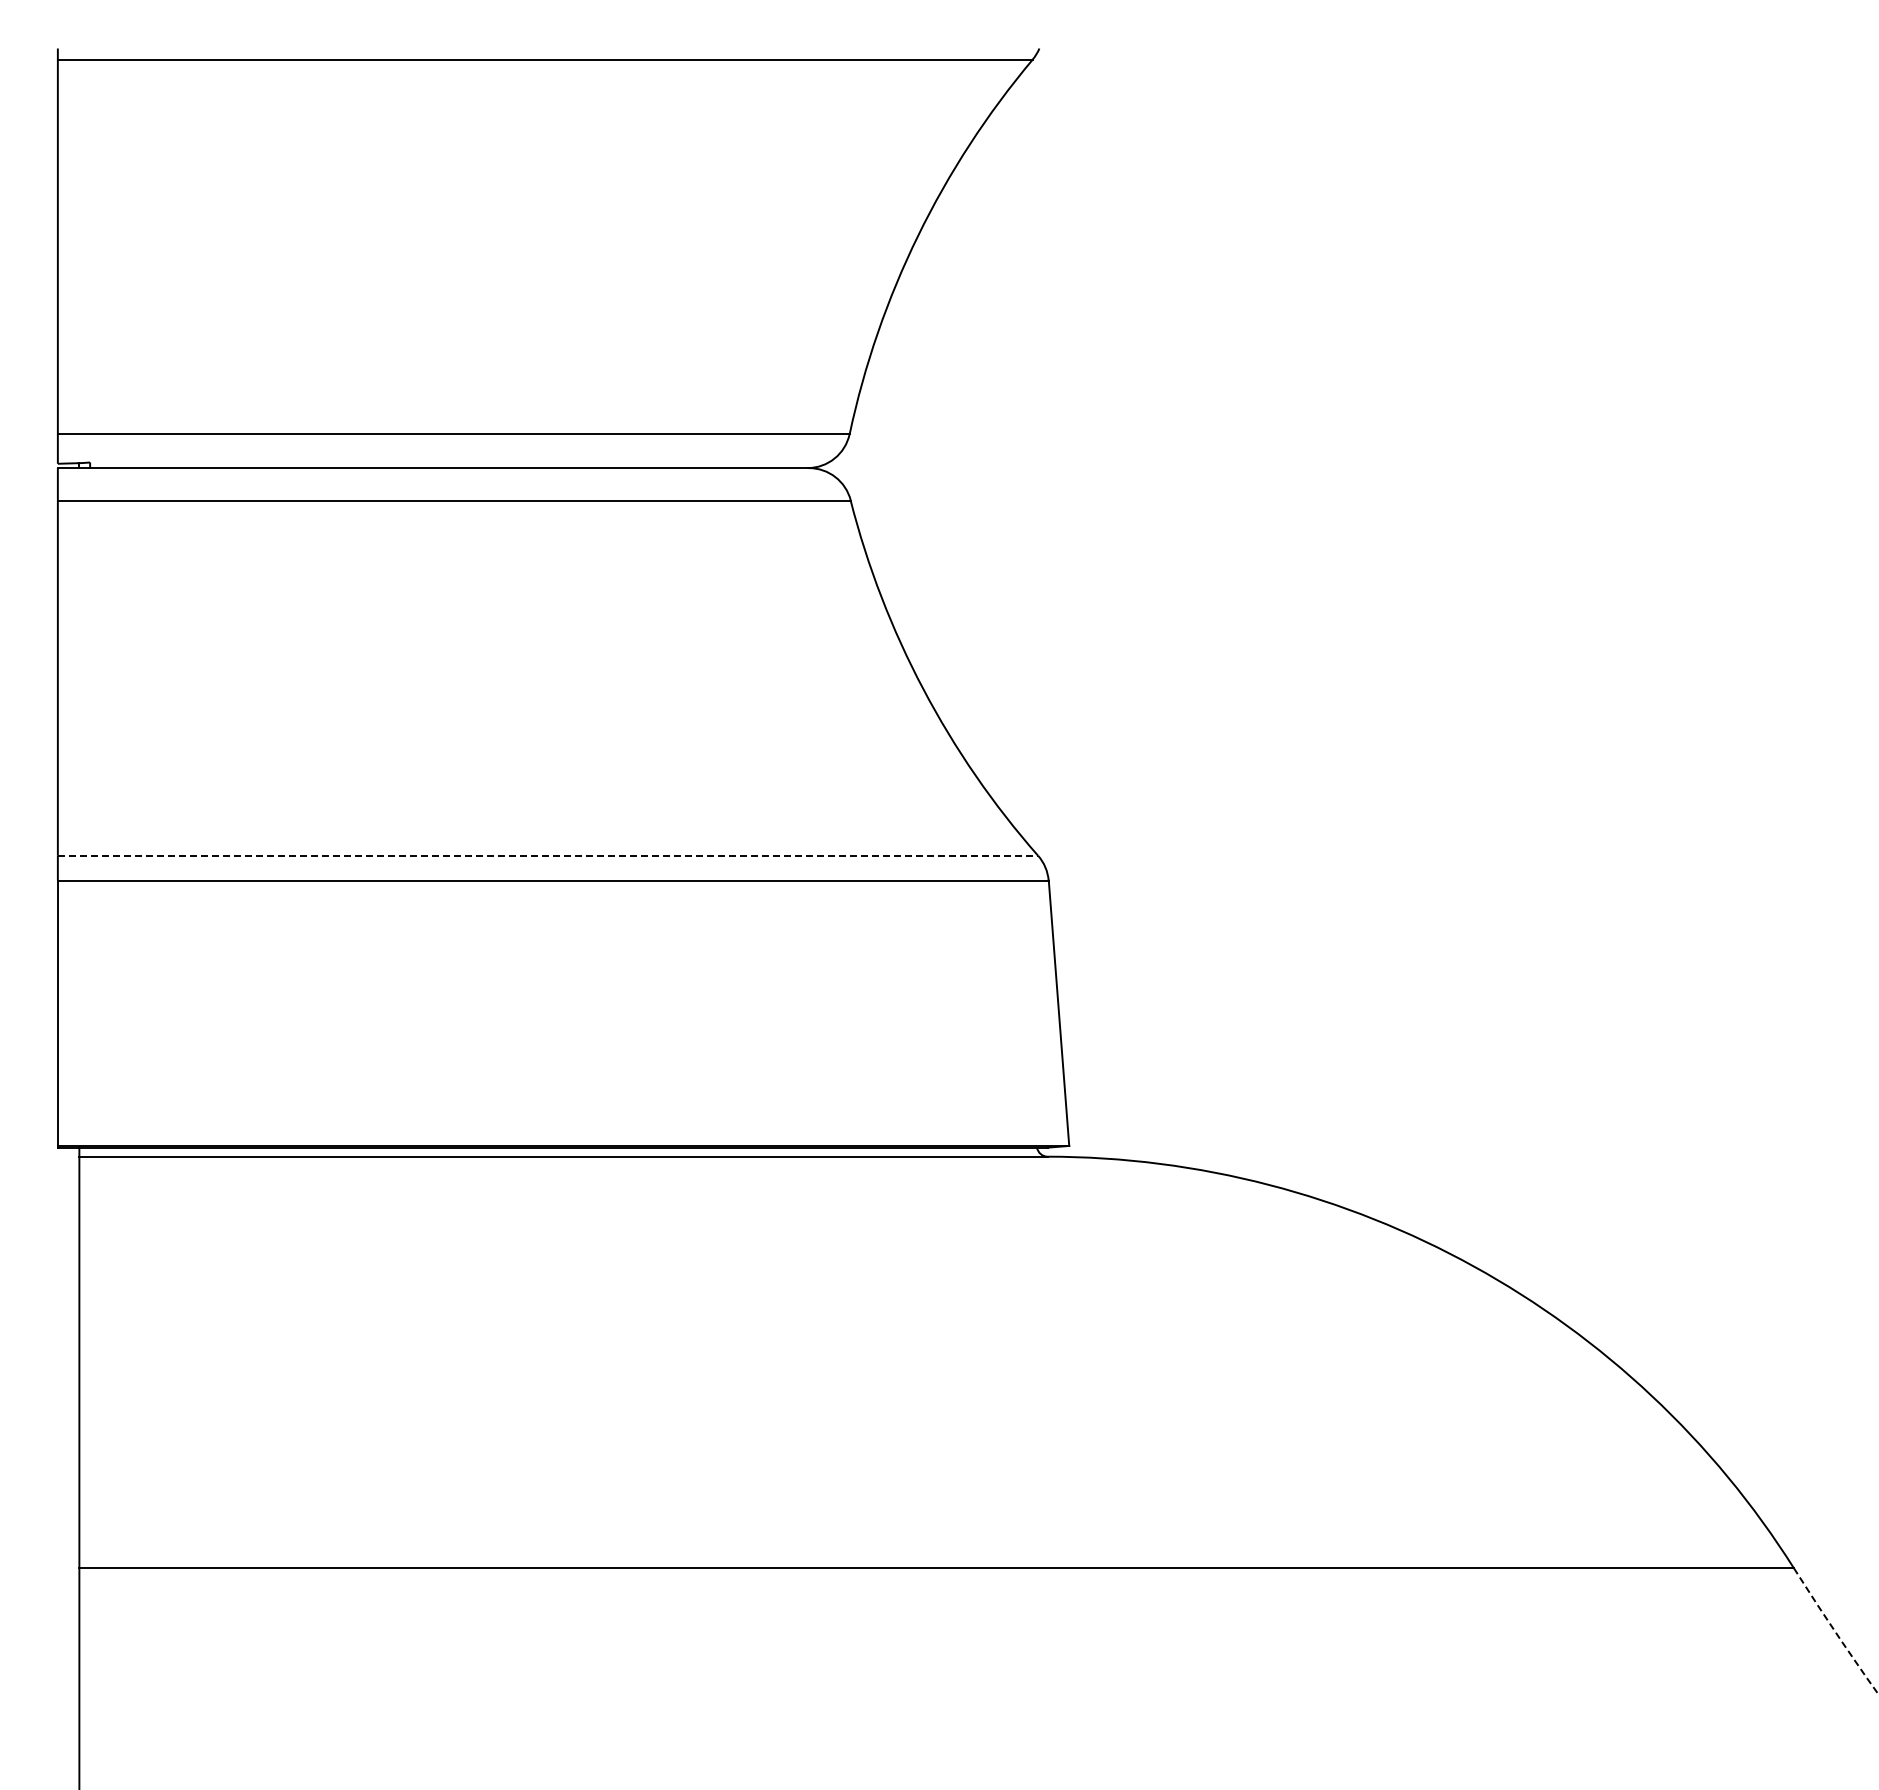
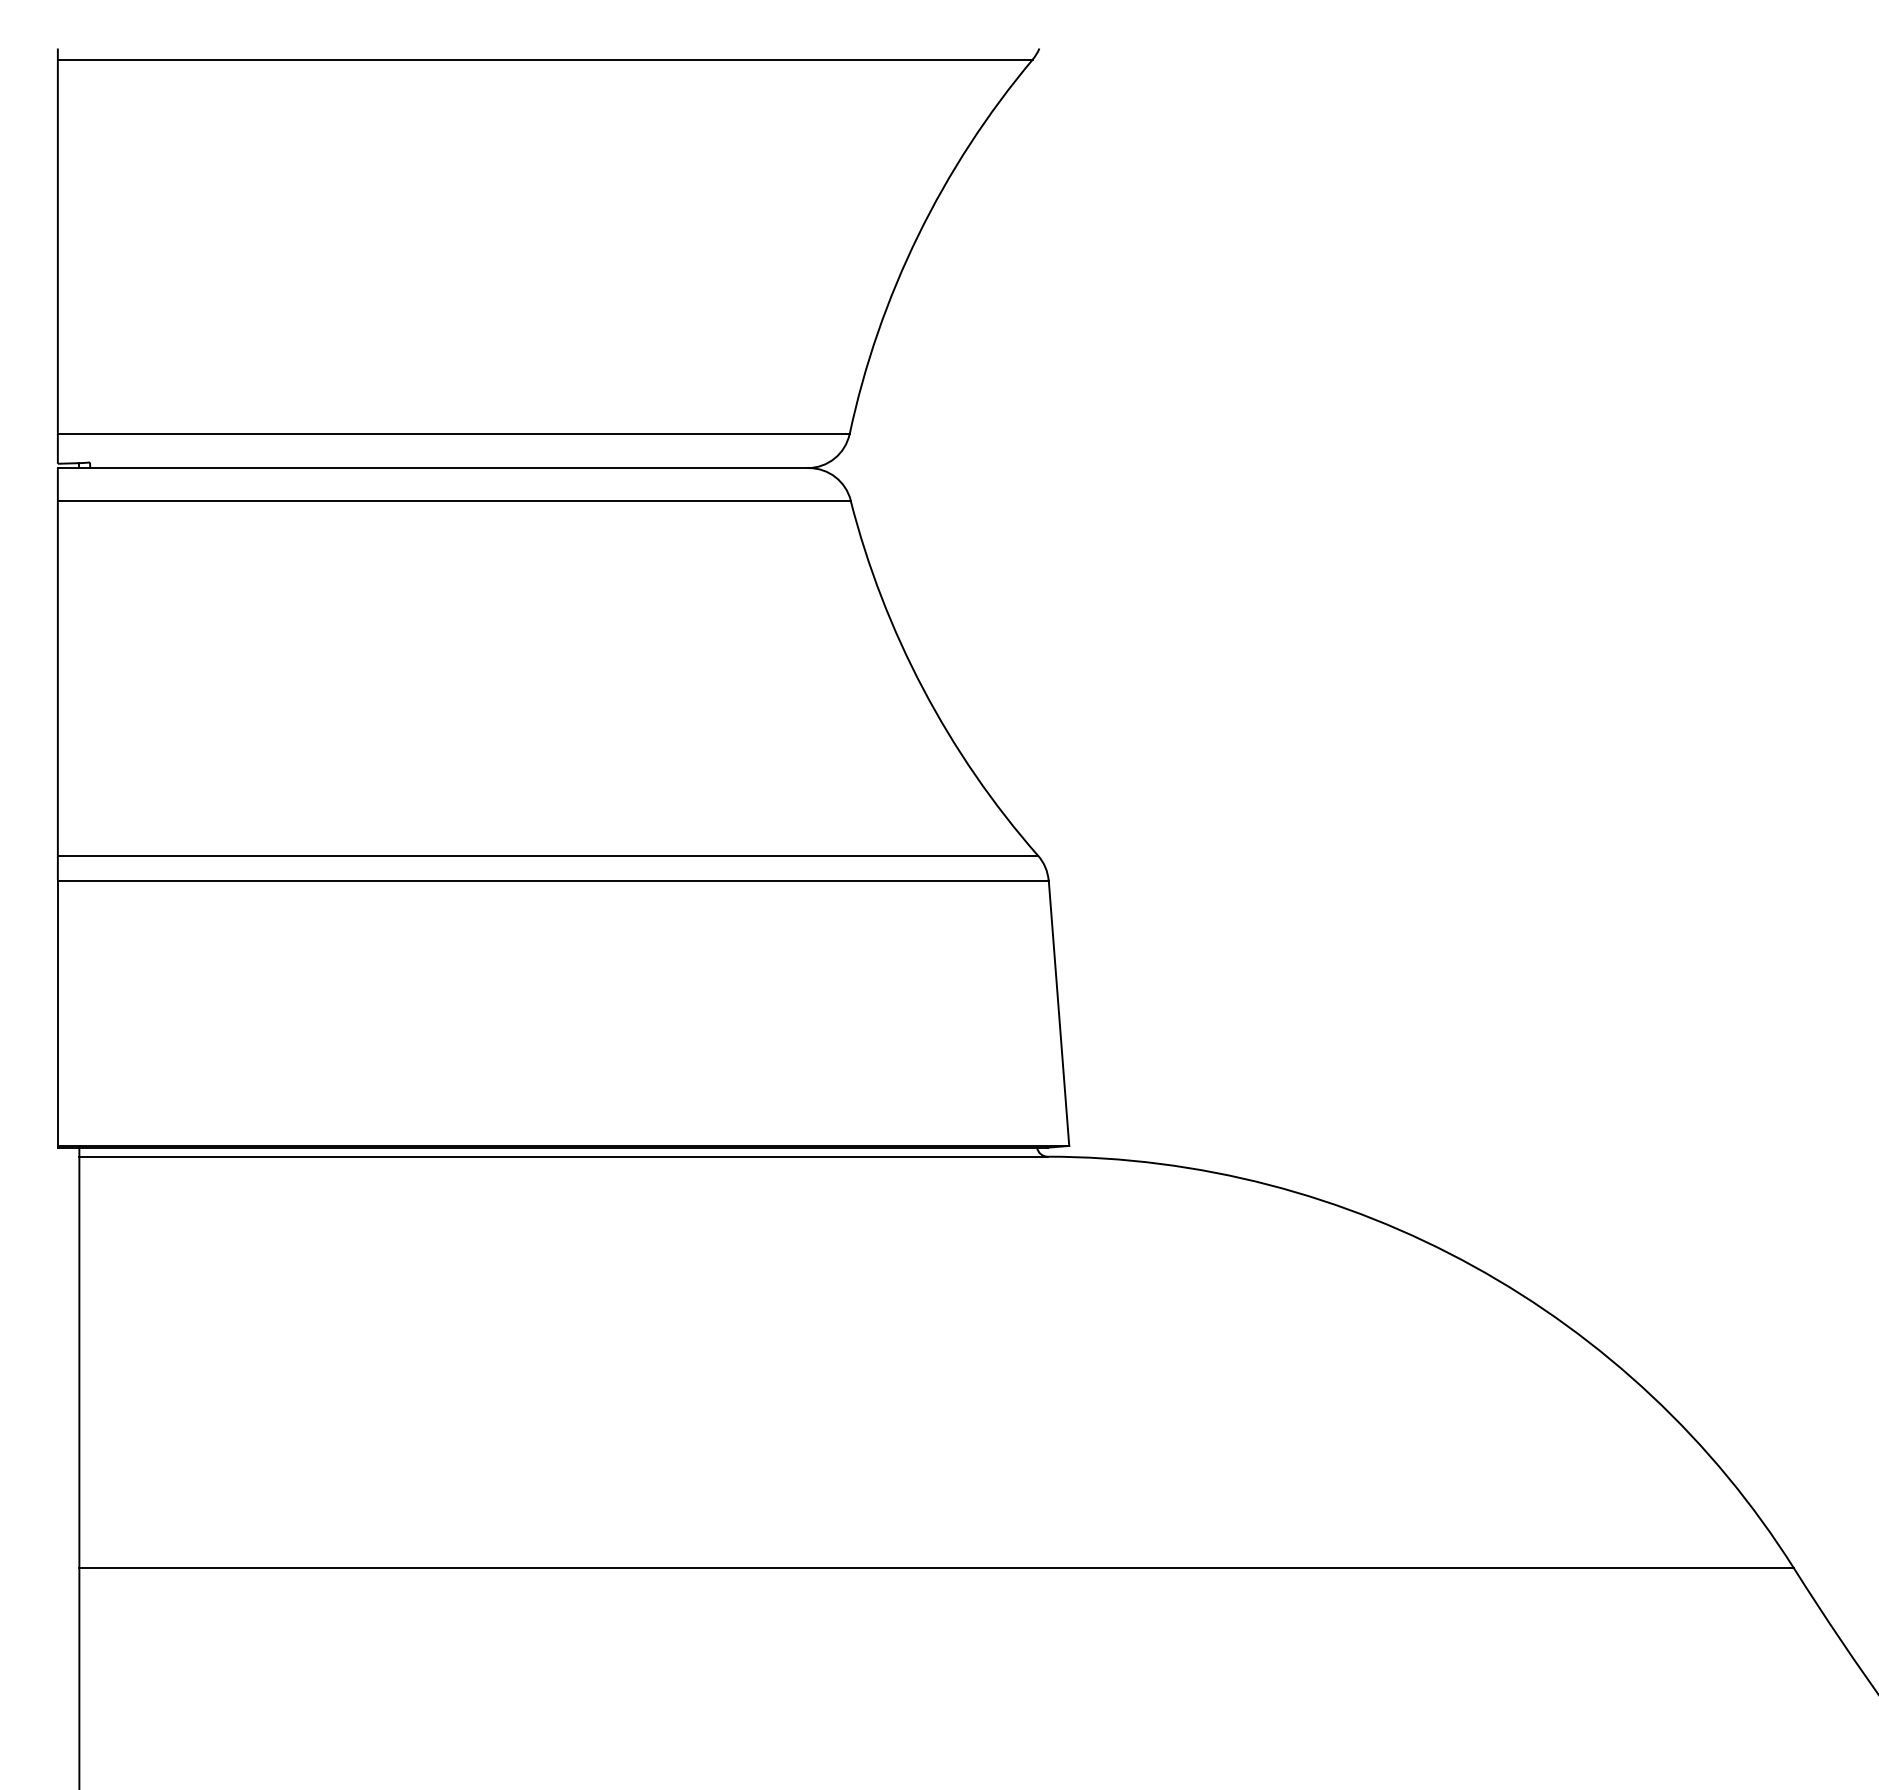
line: dashed -> solid (548, 855)
arc: dashed -> solid (1836, 1632)
